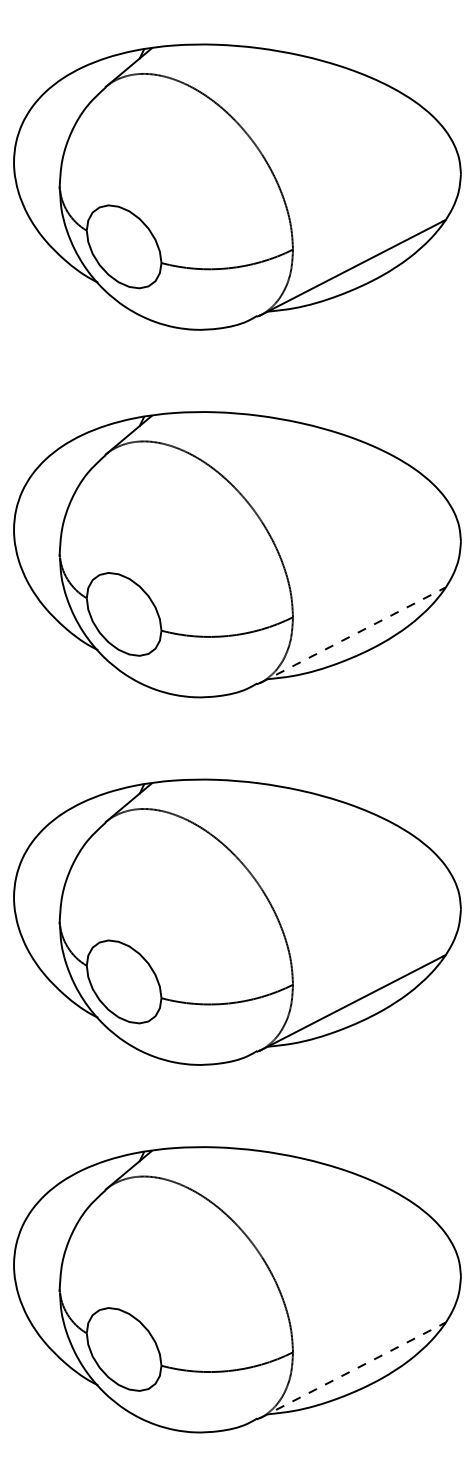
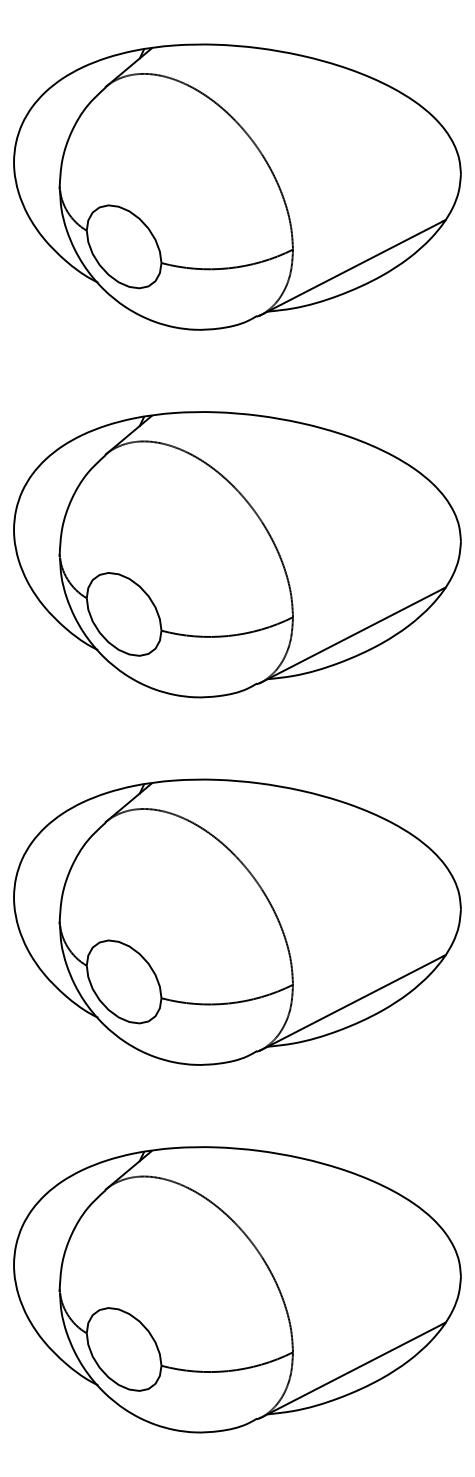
line: dashed -> solid (353, 635)
line: dashed -> solid (353, 1370)
